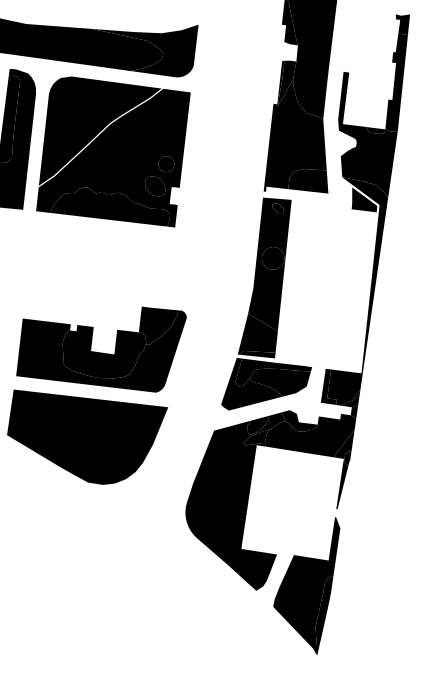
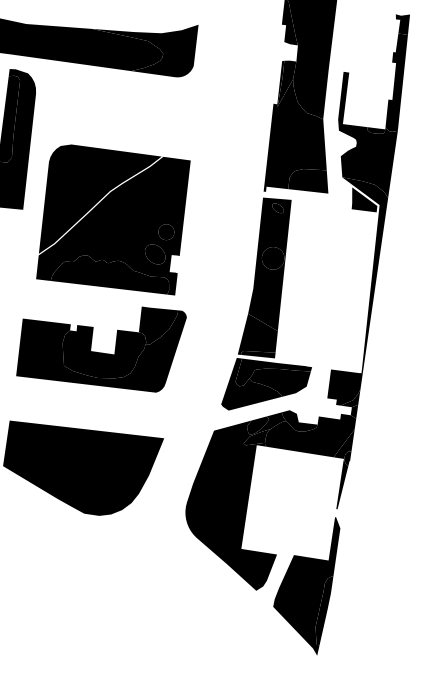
part position: (113, 151) -> (113, 219) (113, 219)
fill: present -> none (328, 386)
part position: (87, 436) -> (83, 467) (83, 467)
